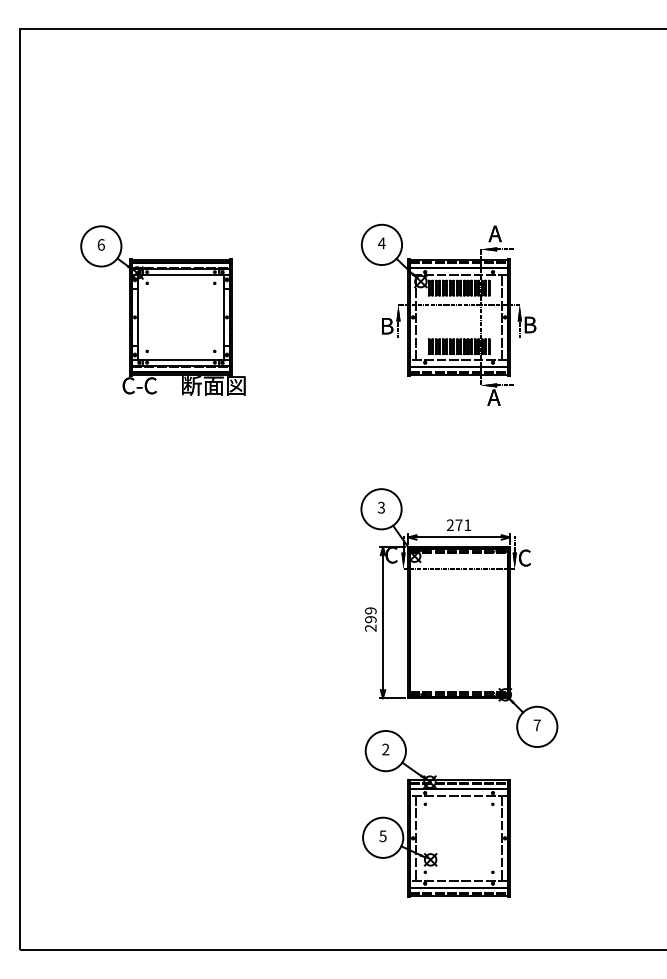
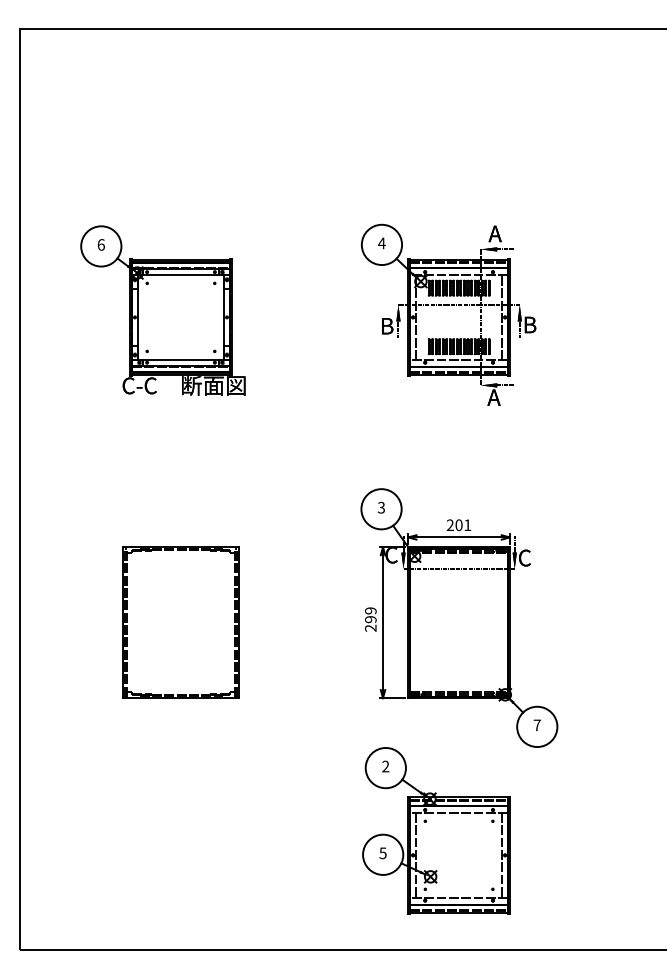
text: 271 -> 201 (458, 525)
part: none -> present (180, 622)
part position: (436, 813) -> (436, 830) (436, 830)
